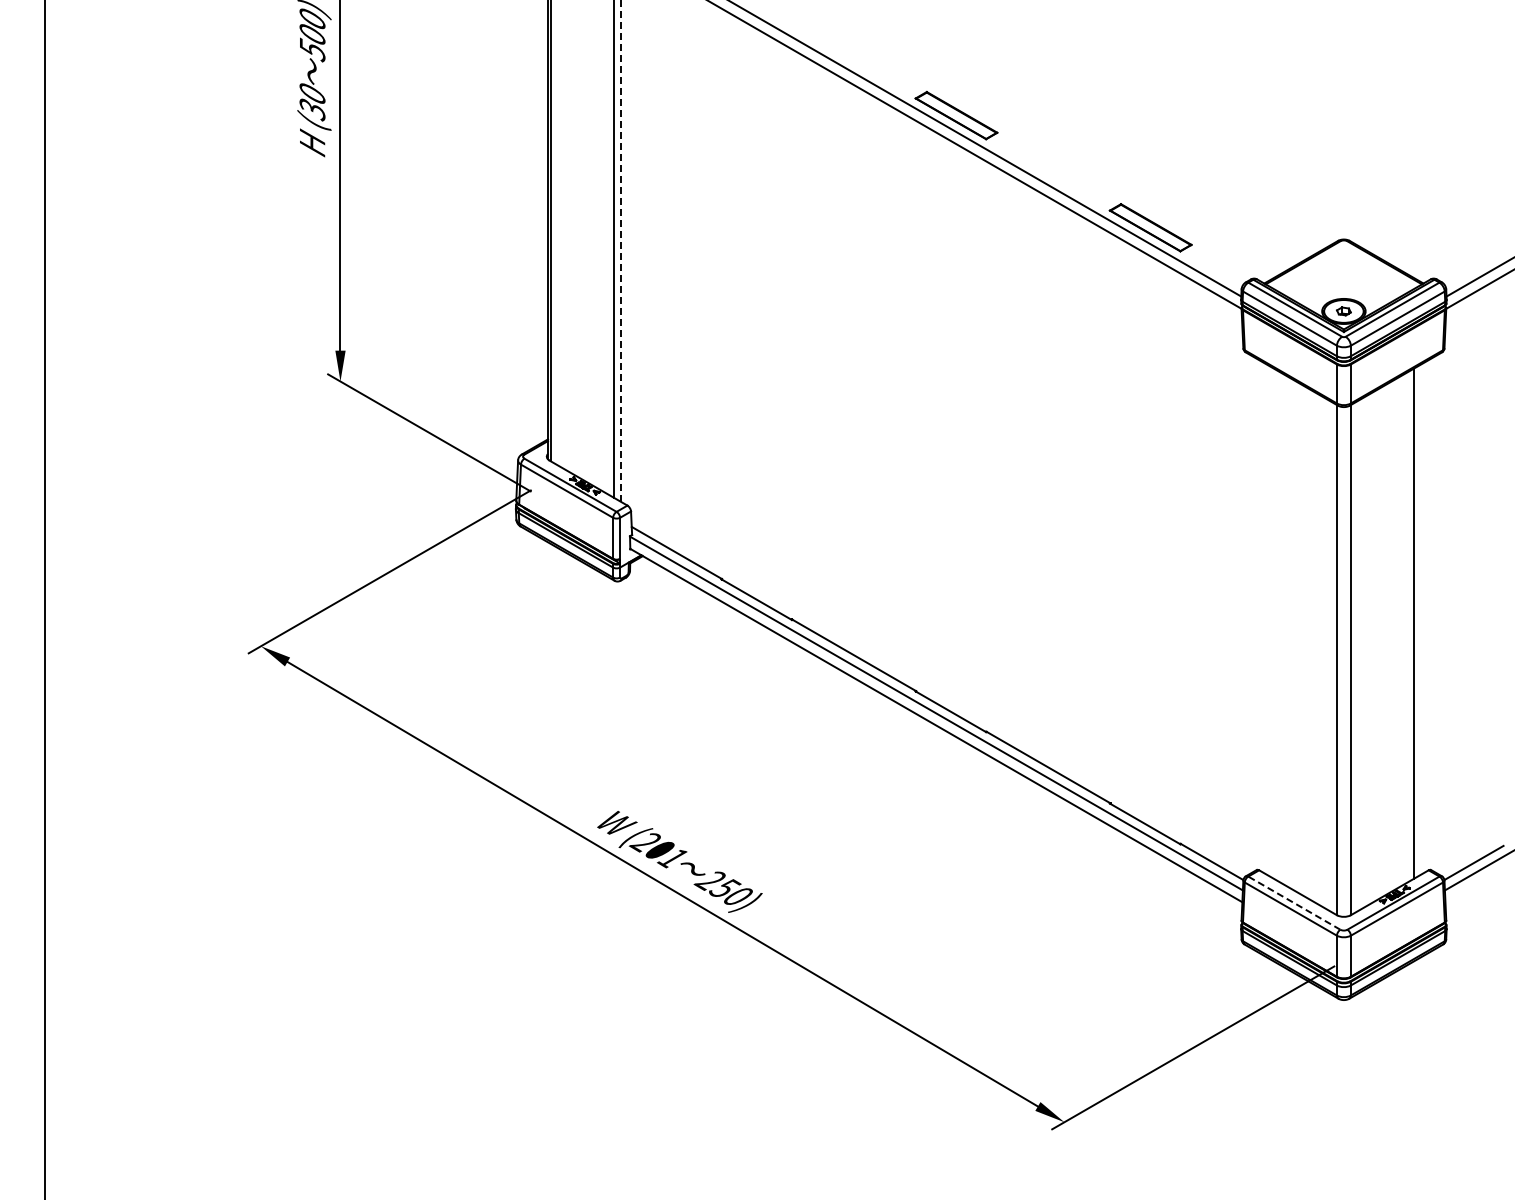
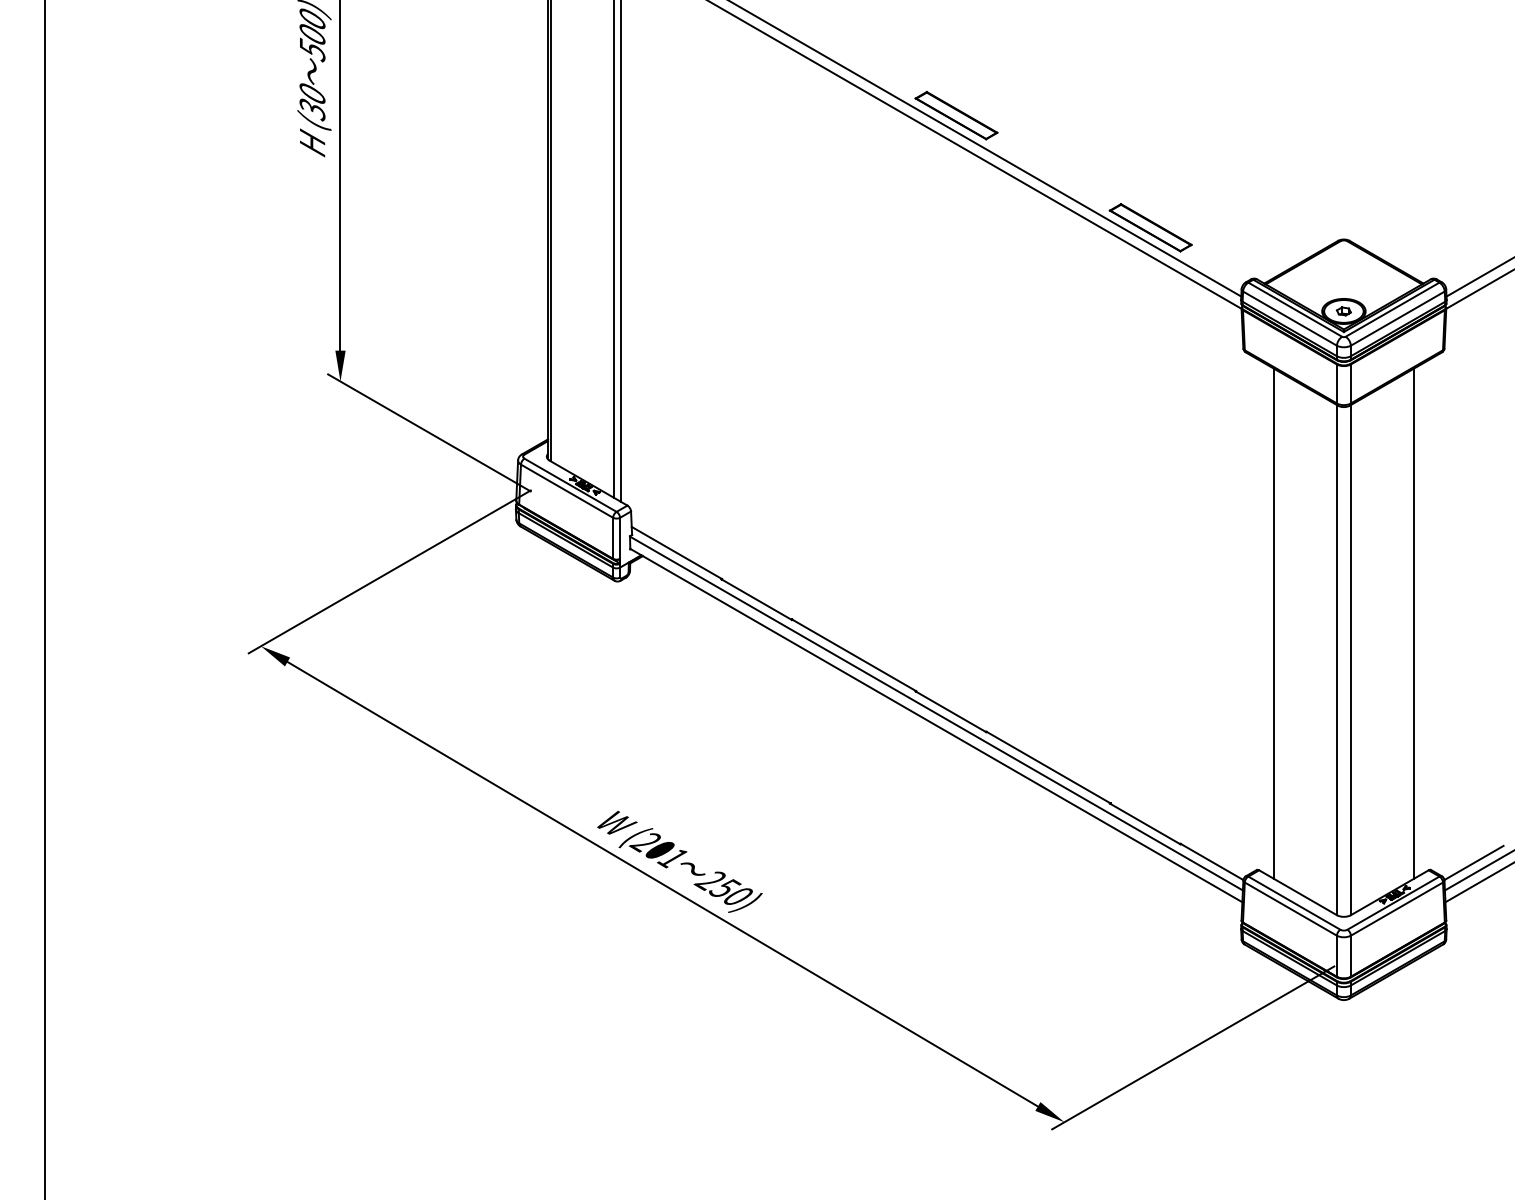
line: dashed -> solid (620, 251)
line: none -> present (1274, 623)
line: none -> present (1478, 883)
line: dashed -> solid (1293, 902)
